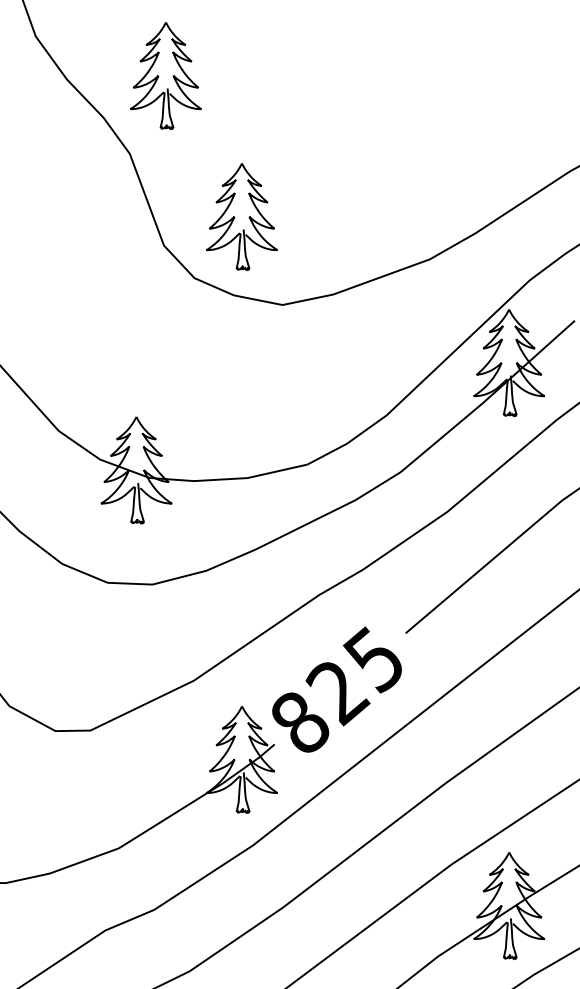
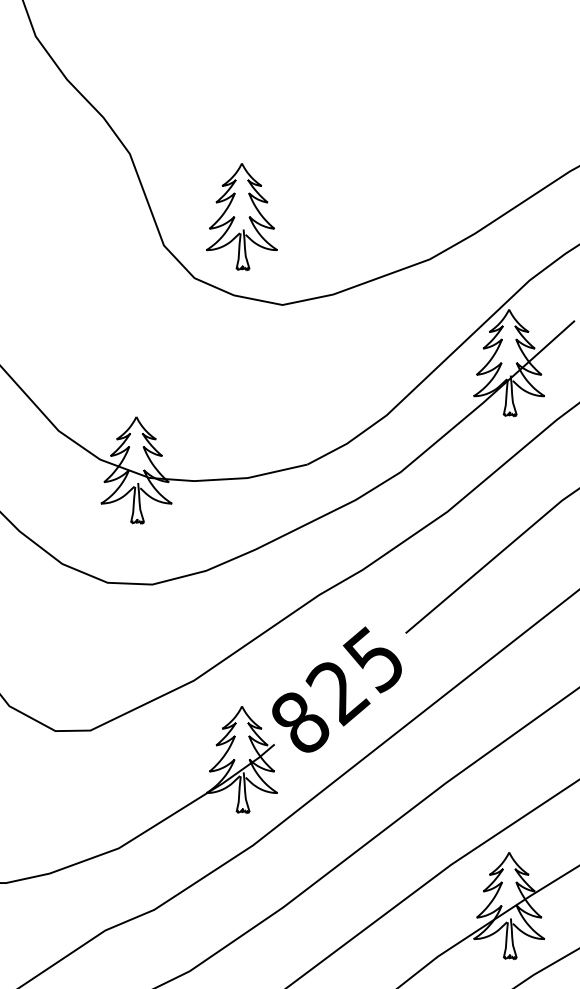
part: present -> none (165, 75)
